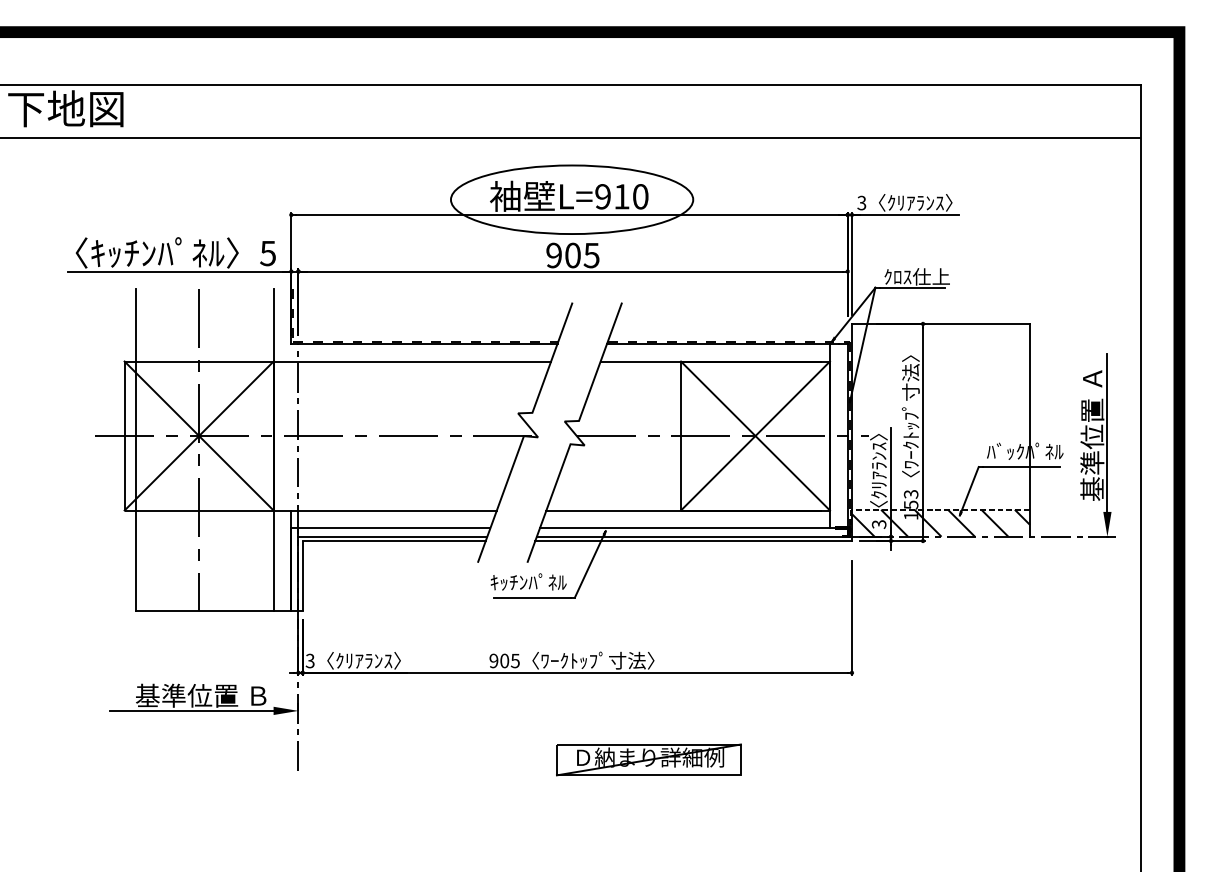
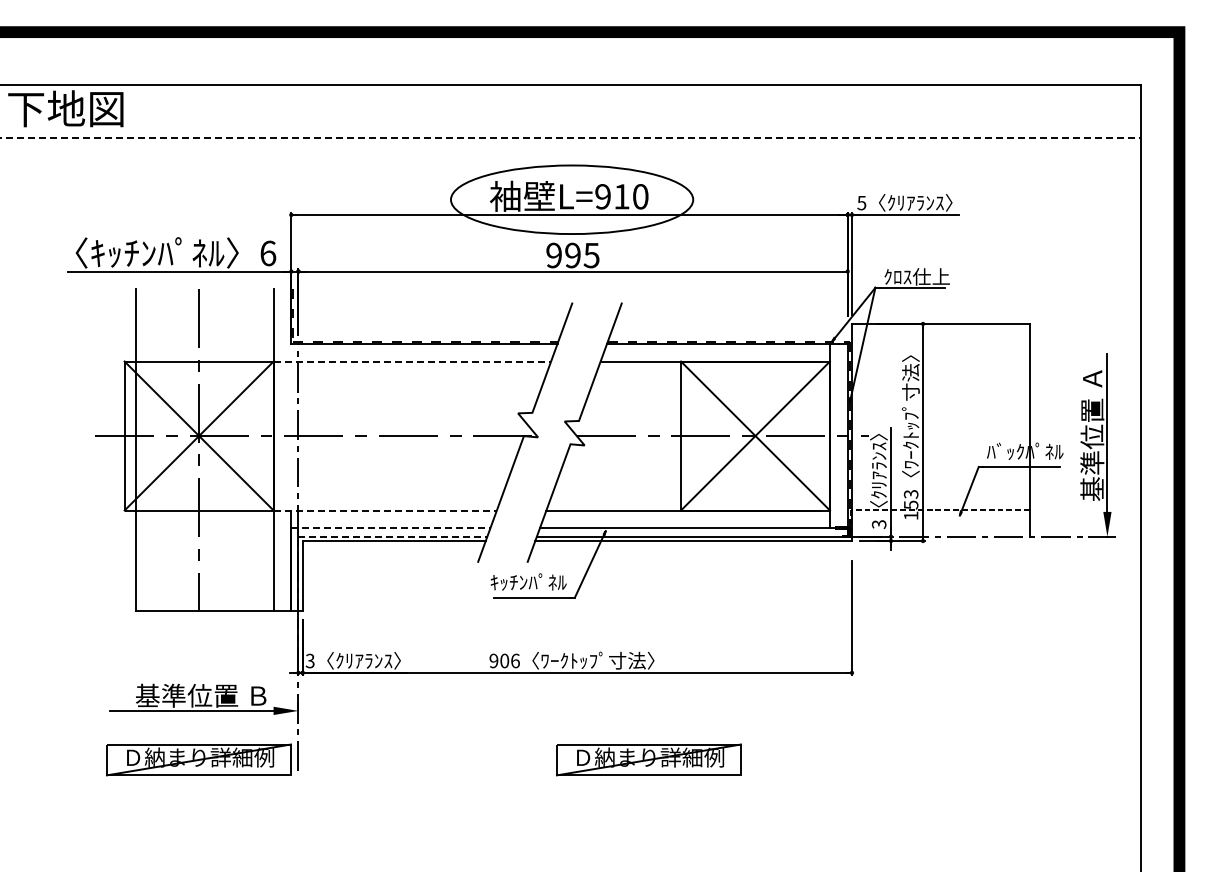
line: solid -> dashed (571, 138)
text: 3 -> 5 (861, 202)
text: 5 -> 6 (268, 253)
text: 905 -> 995 (572, 255)
line: solid -> dashed (412, 361)
line: solid -> dashed (385, 510)
hatch: present -> none (940, 522)
line: solid -> dashed (390, 528)
line: solid -> dashed (393, 536)
text: 905 -> 906 (514, 660)
part: none -> present (198, 759)
